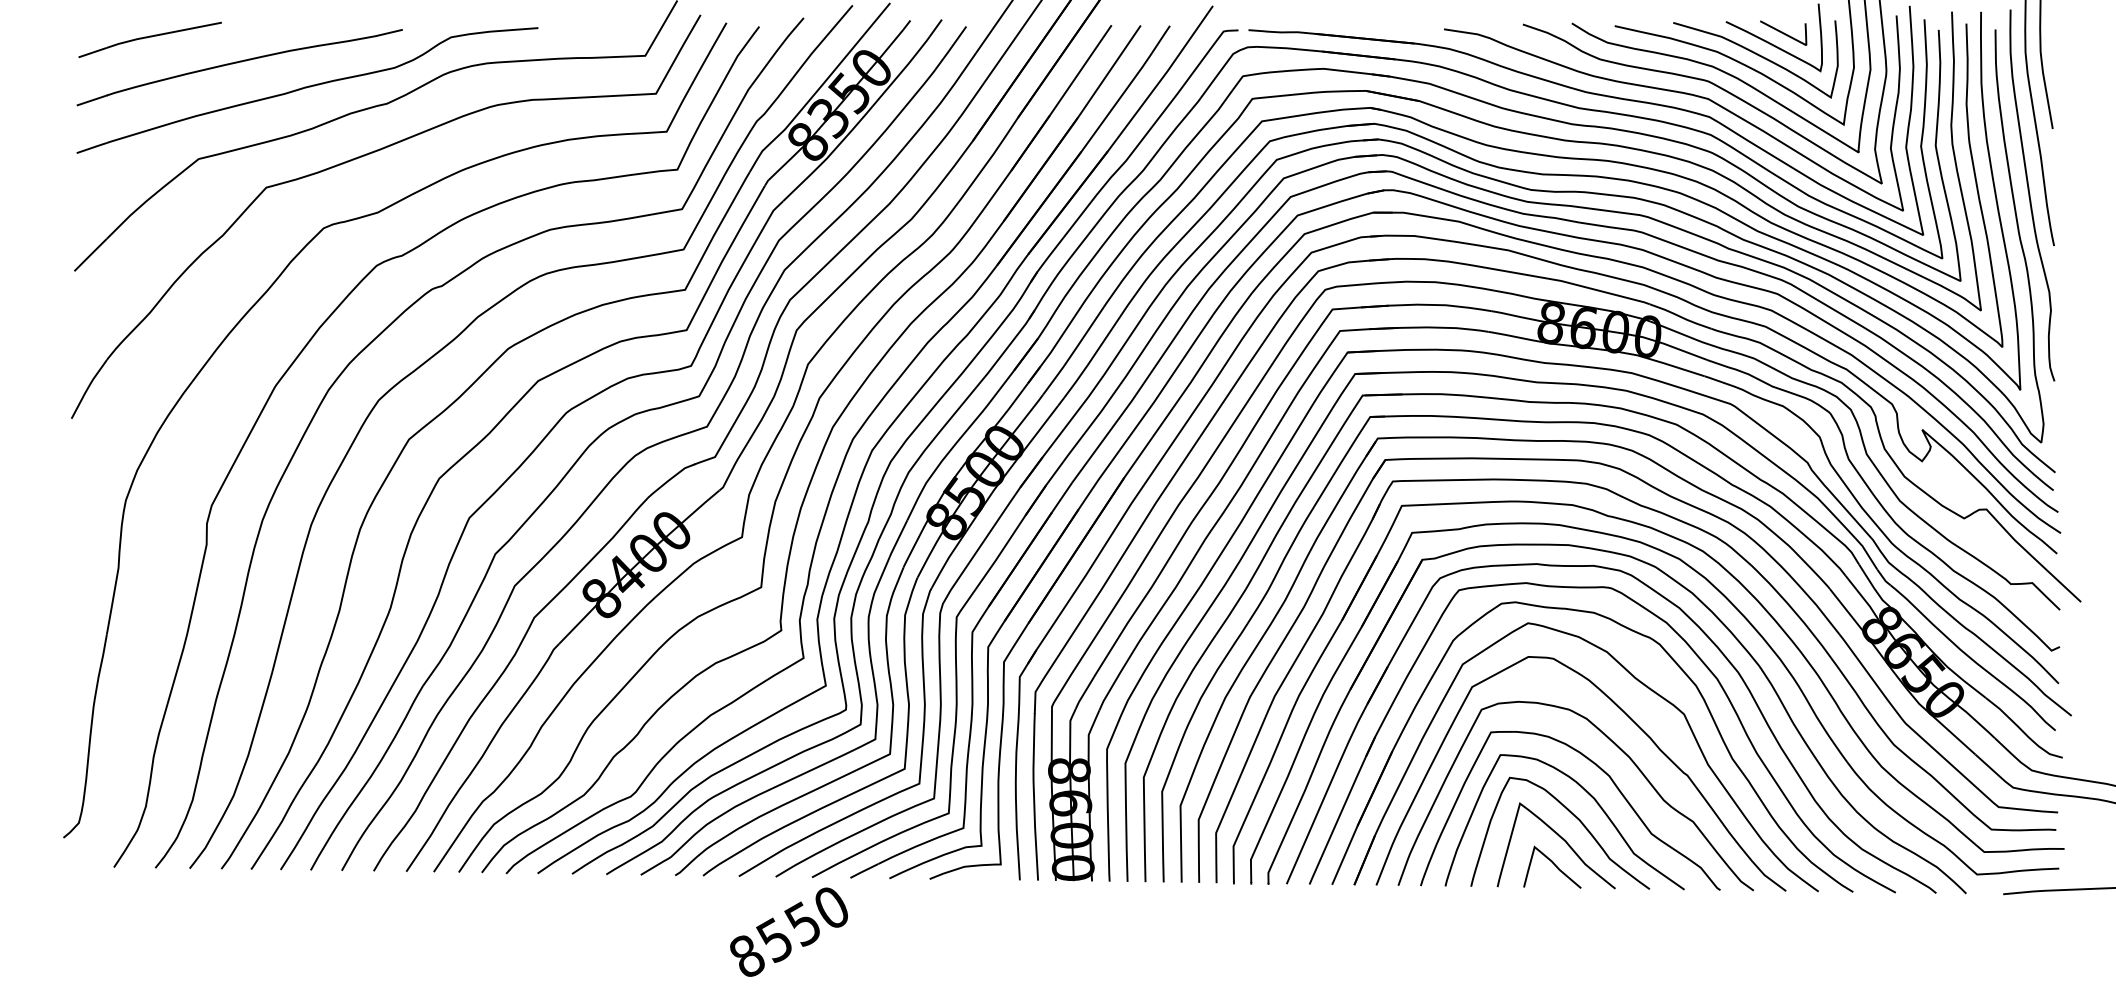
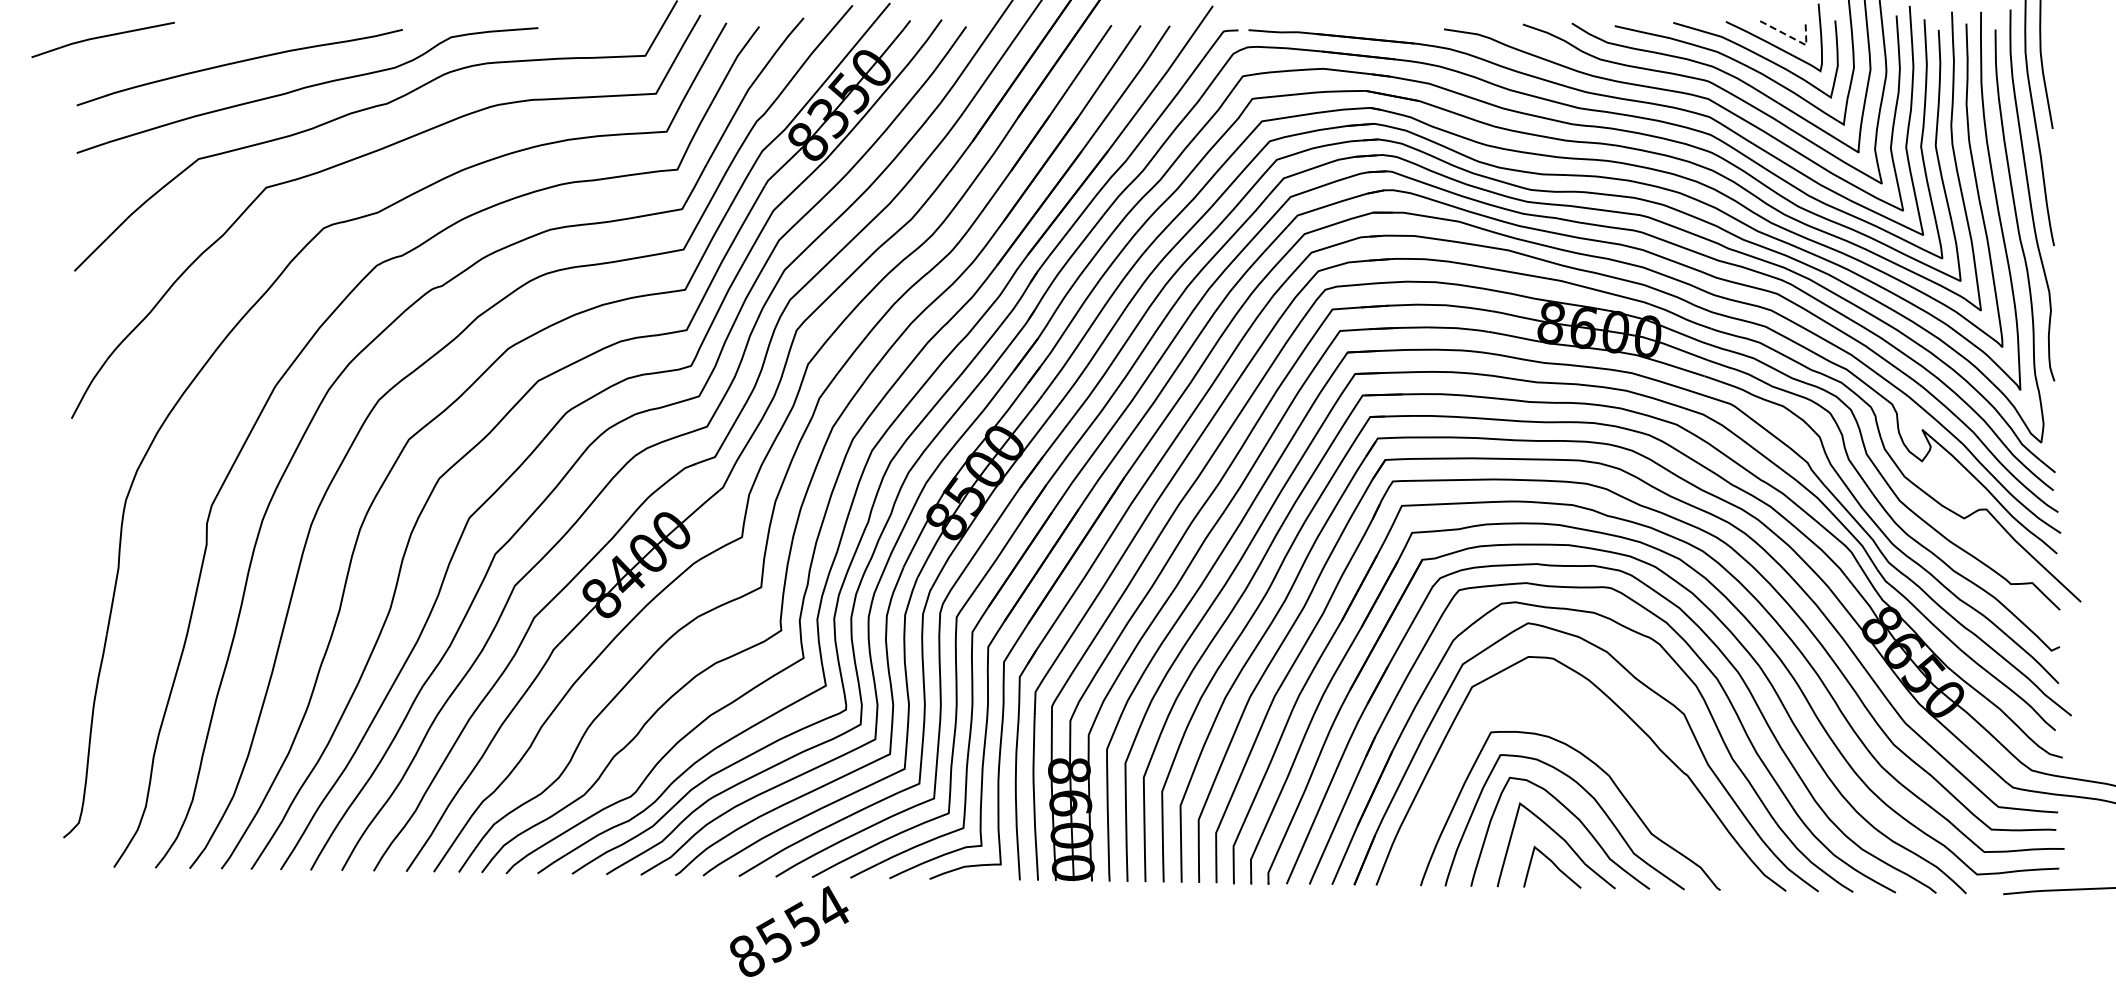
line: solid -> dashed (1794, 38)
part position: (149, 39) -> (102, 39) (102, 39)
curve: present -> none (1620, 750)
text: 8550 -> 8554 (831, 906)
